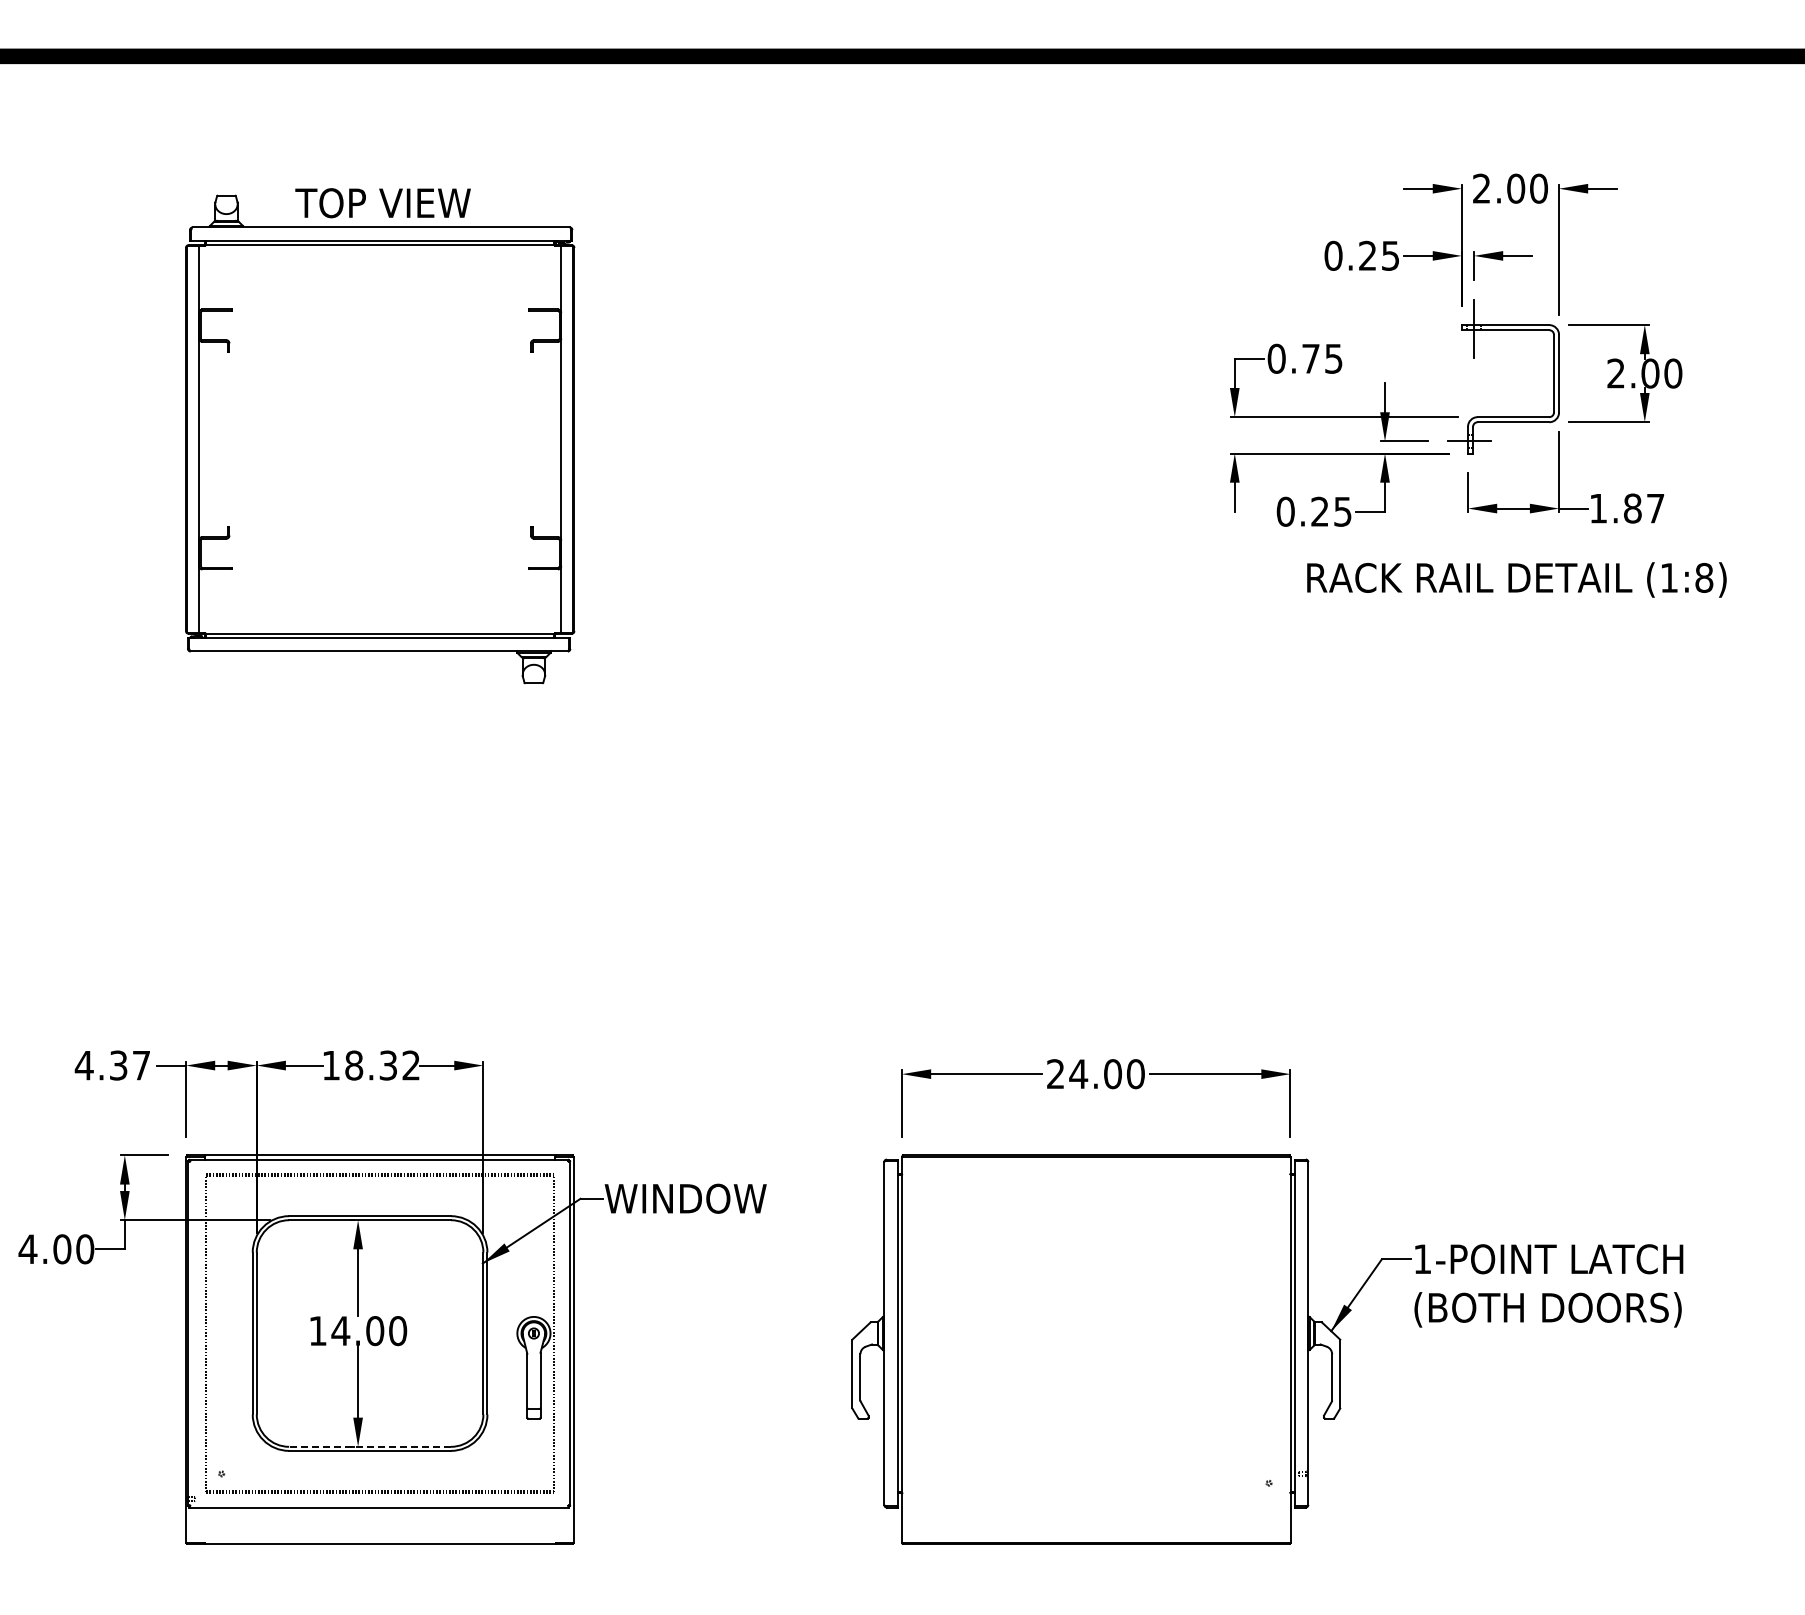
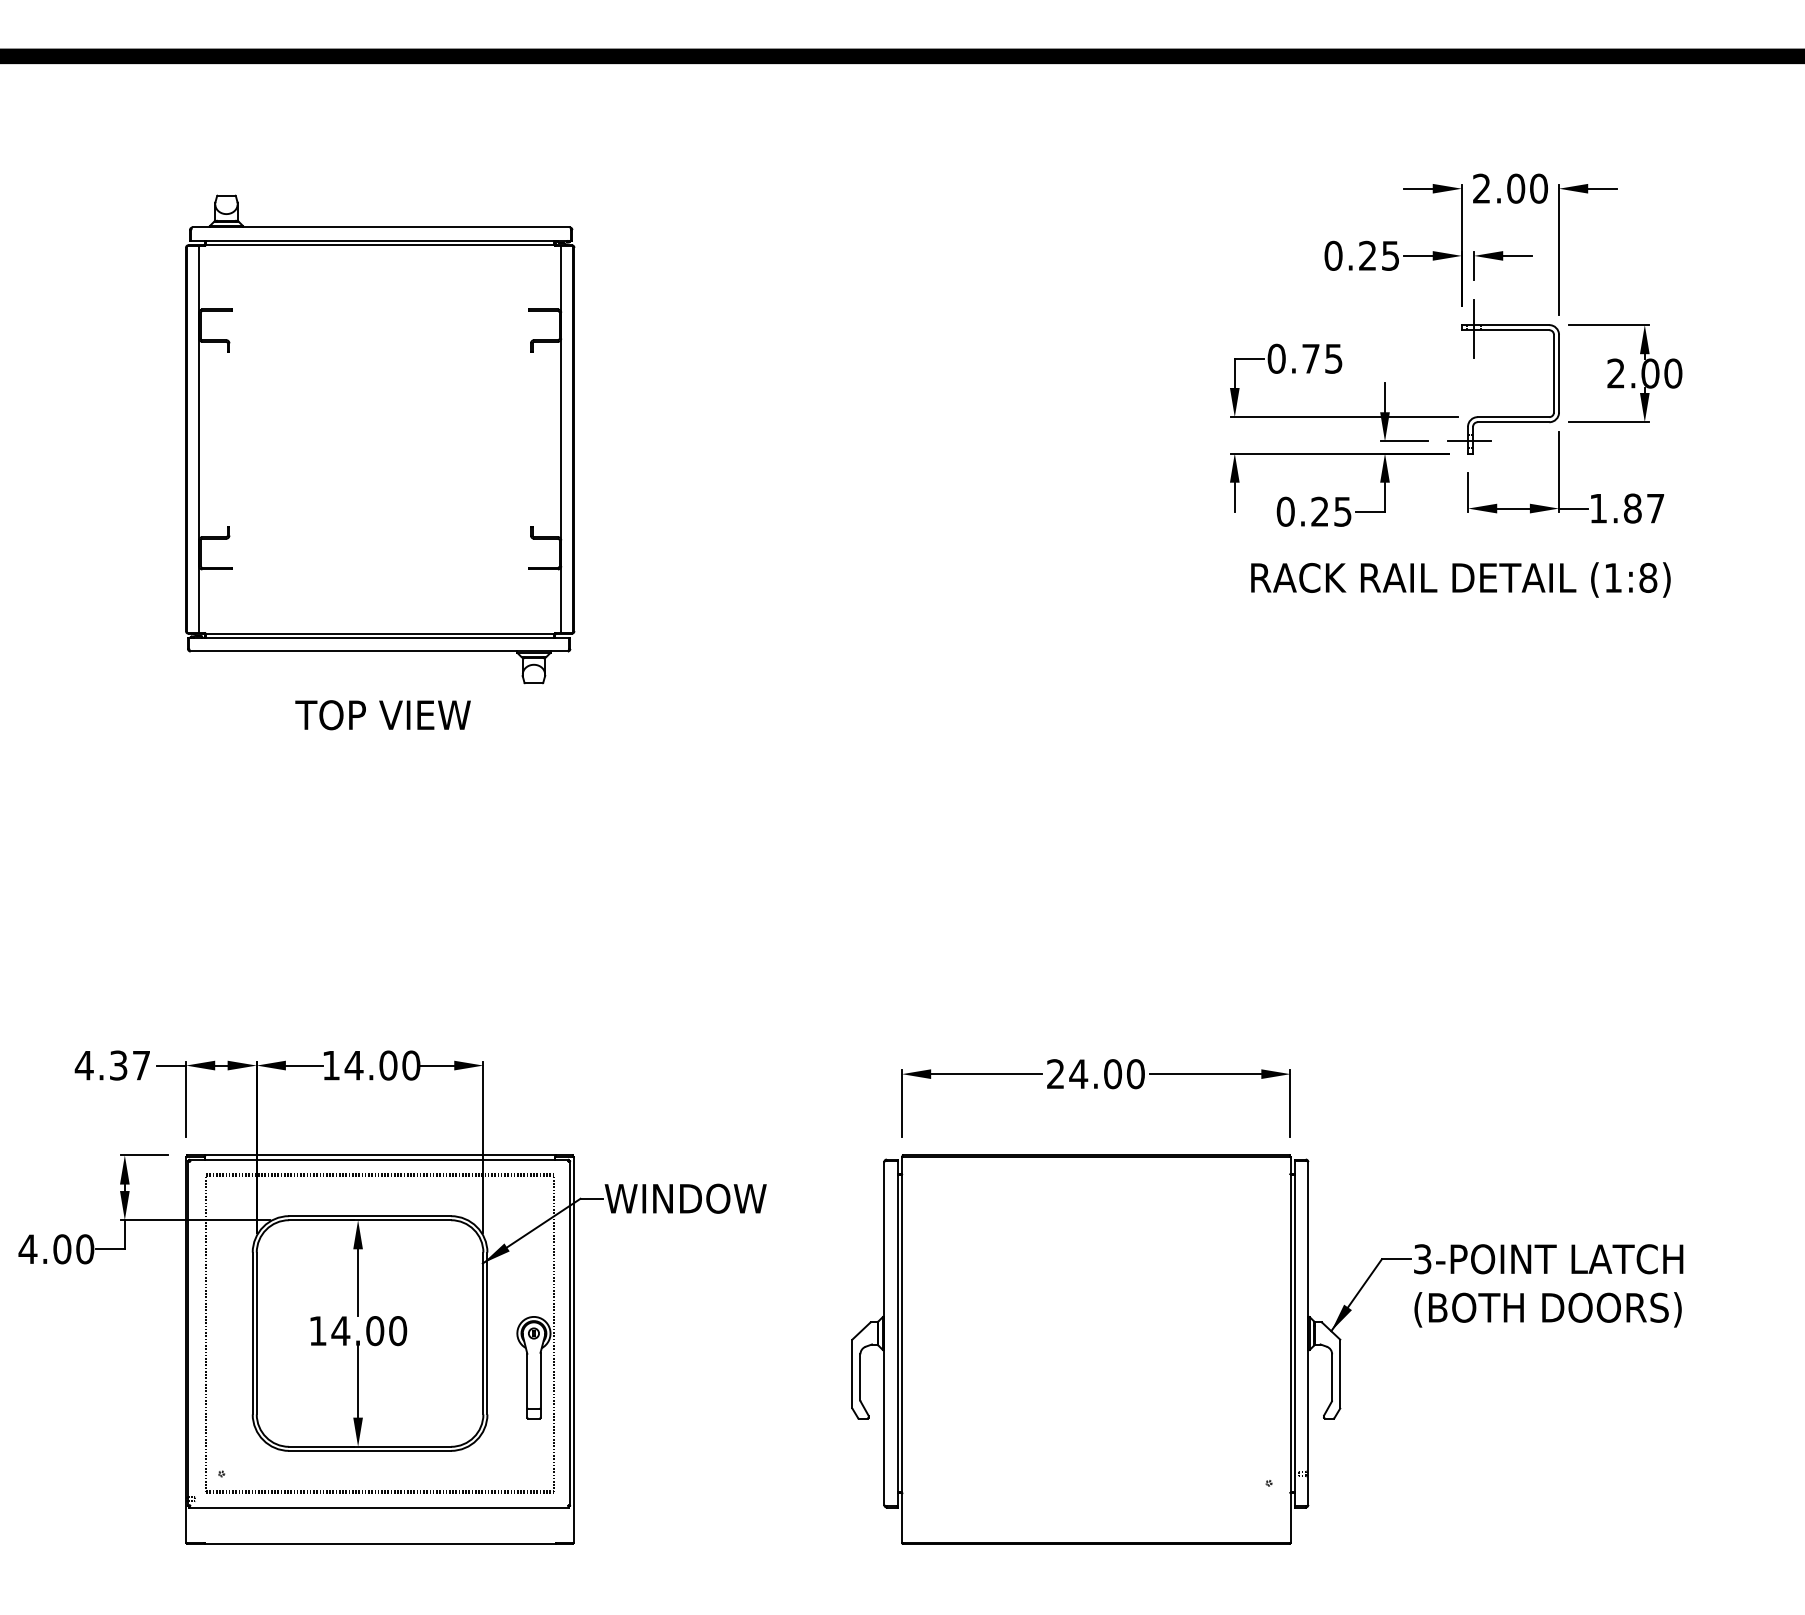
text position: (382, 203) -> (382, 715) (382, 715)
text position: (1516, 579) -> (1460, 579) (1460, 579)
text: 18.32 -> 14.00 (382, 1065)
text: 1-POINT -> 3-POINT (1422, 1259)
line: dashed -> solid (370, 1446)
